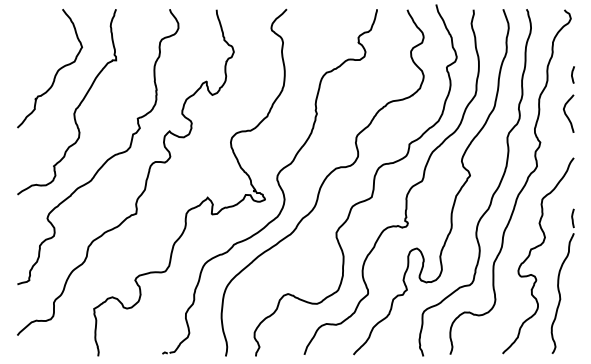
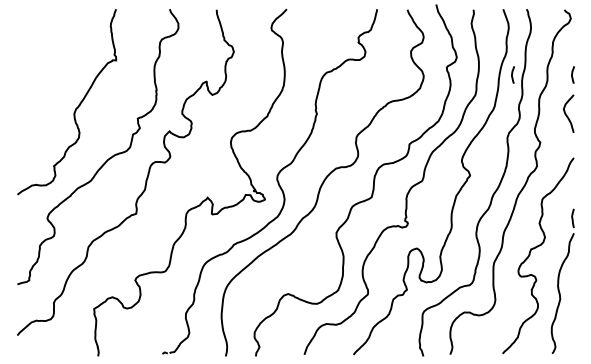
curve: present -> none (56, 71)
line: none -> present (512, 74)
